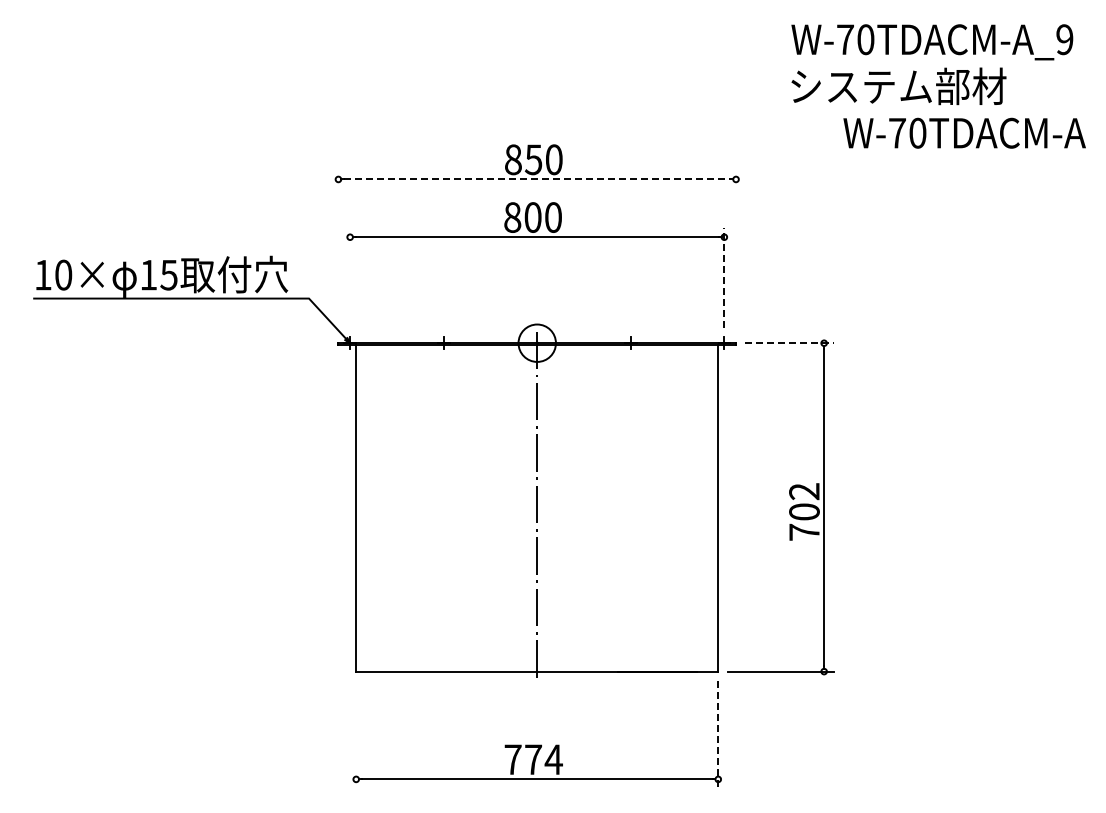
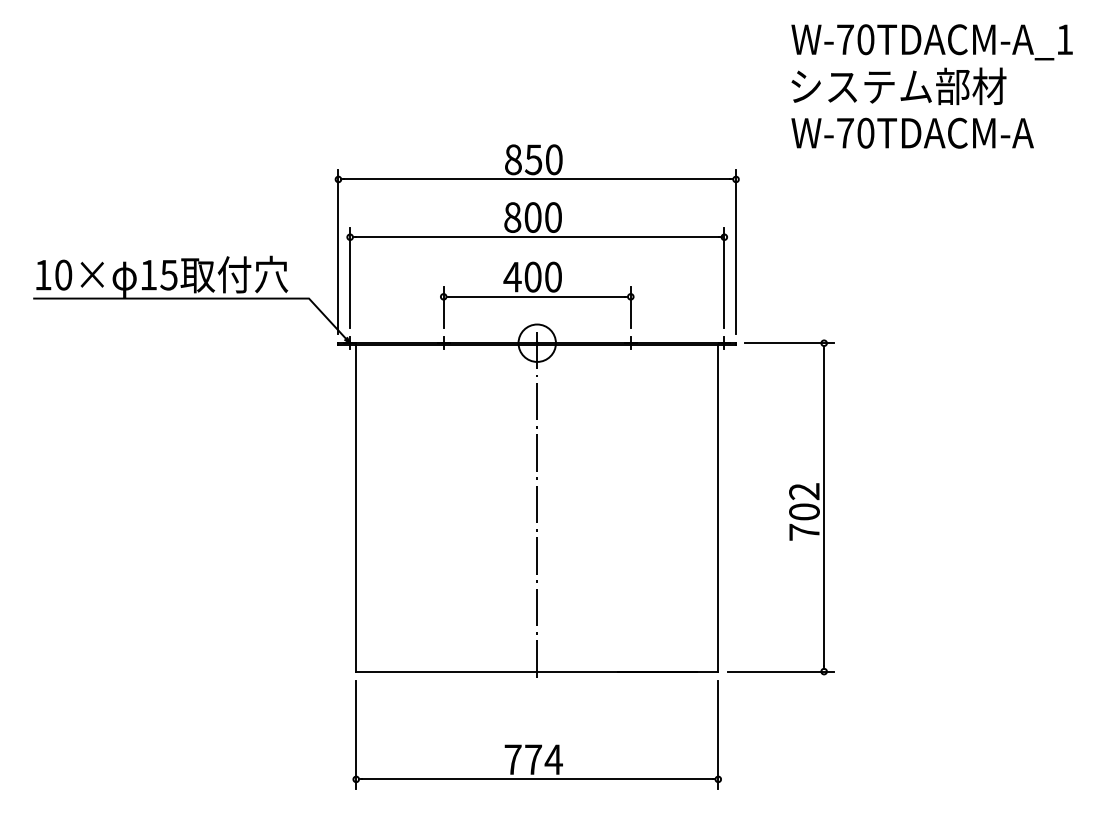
text: W-70TDACM-A_9 -> W-70TDACM-A_1 (1064, 39)
text position: (964, 132) -> (912, 132) (912, 132)
line: dashed -> solid (537, 179)
line: none -> present (338, 251)
line: none -> present (736, 251)
line: none -> present (350, 277)
line: dashed -> solid (724, 277)
part: none -> present (537, 294)
line: dashed -> solid (789, 343)
line: none -> present (356, 734)
line: dashed -> solid (718, 734)
